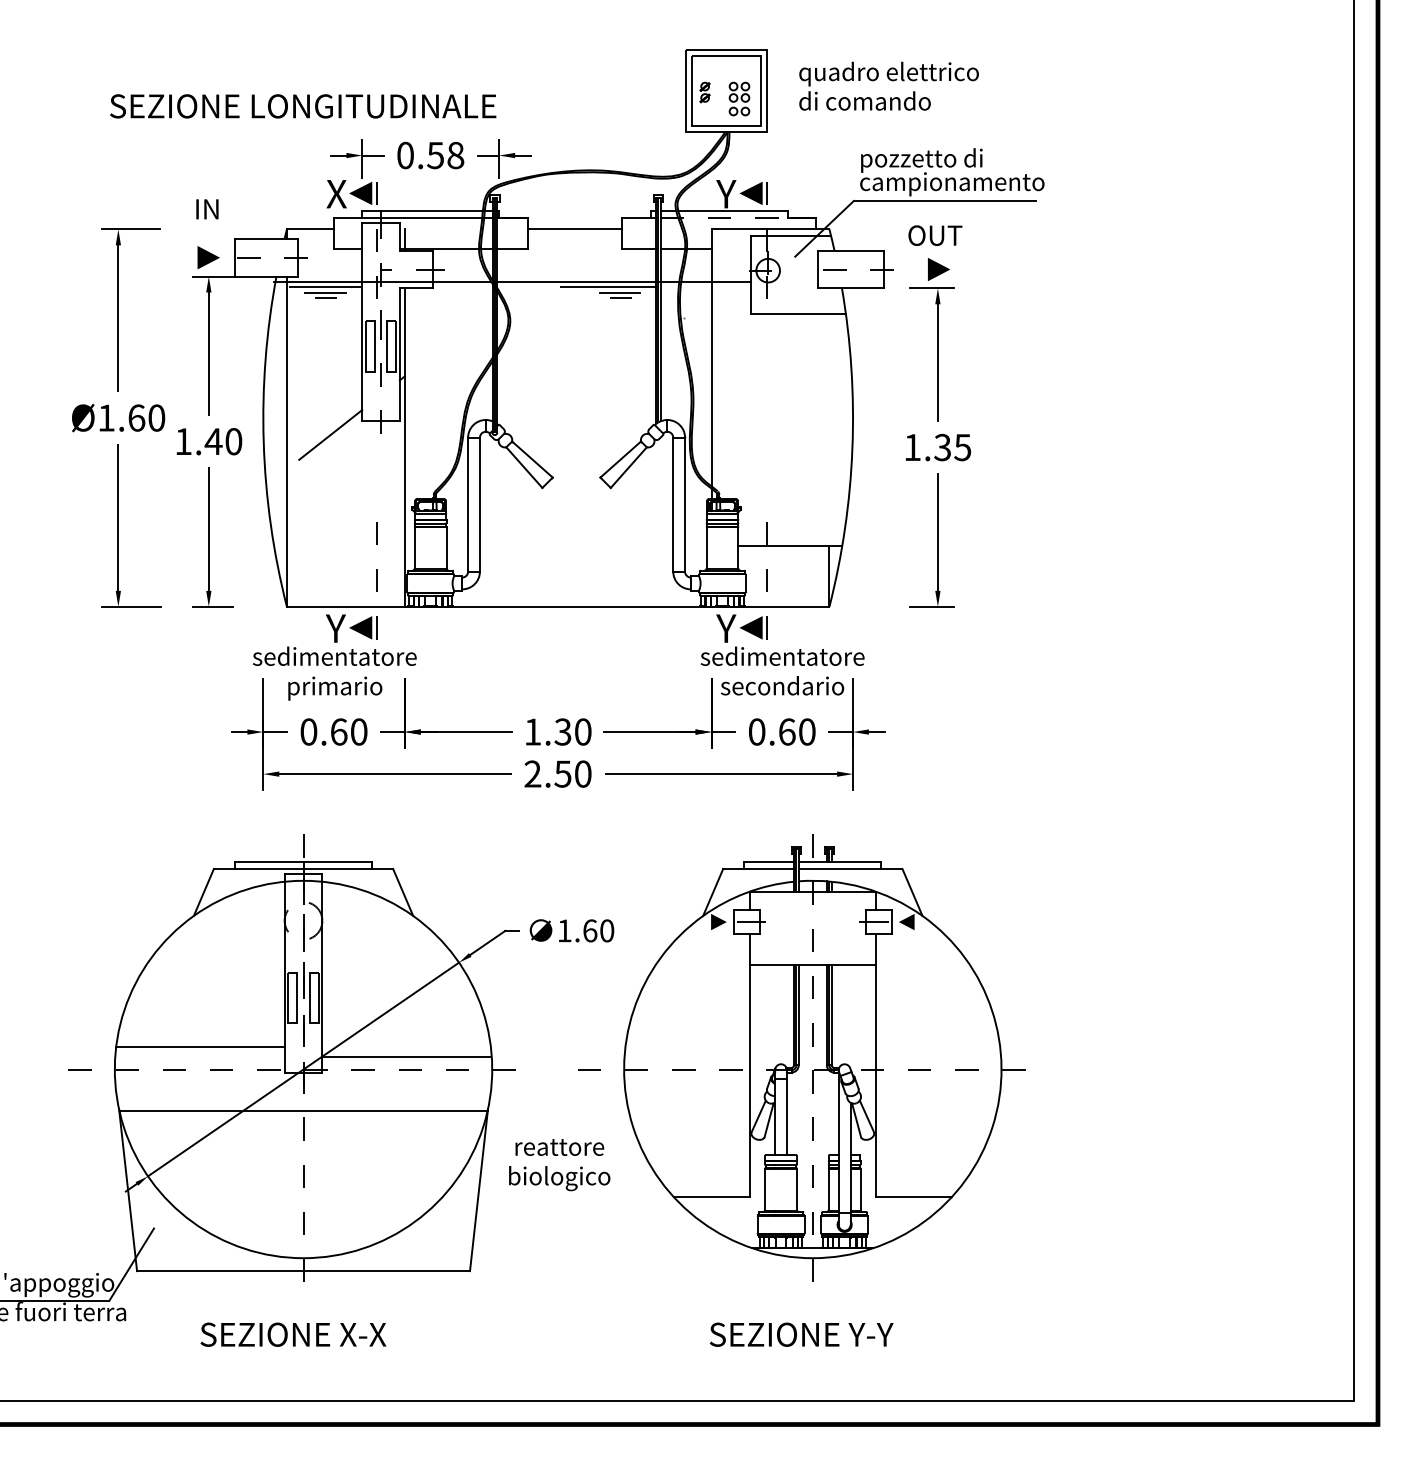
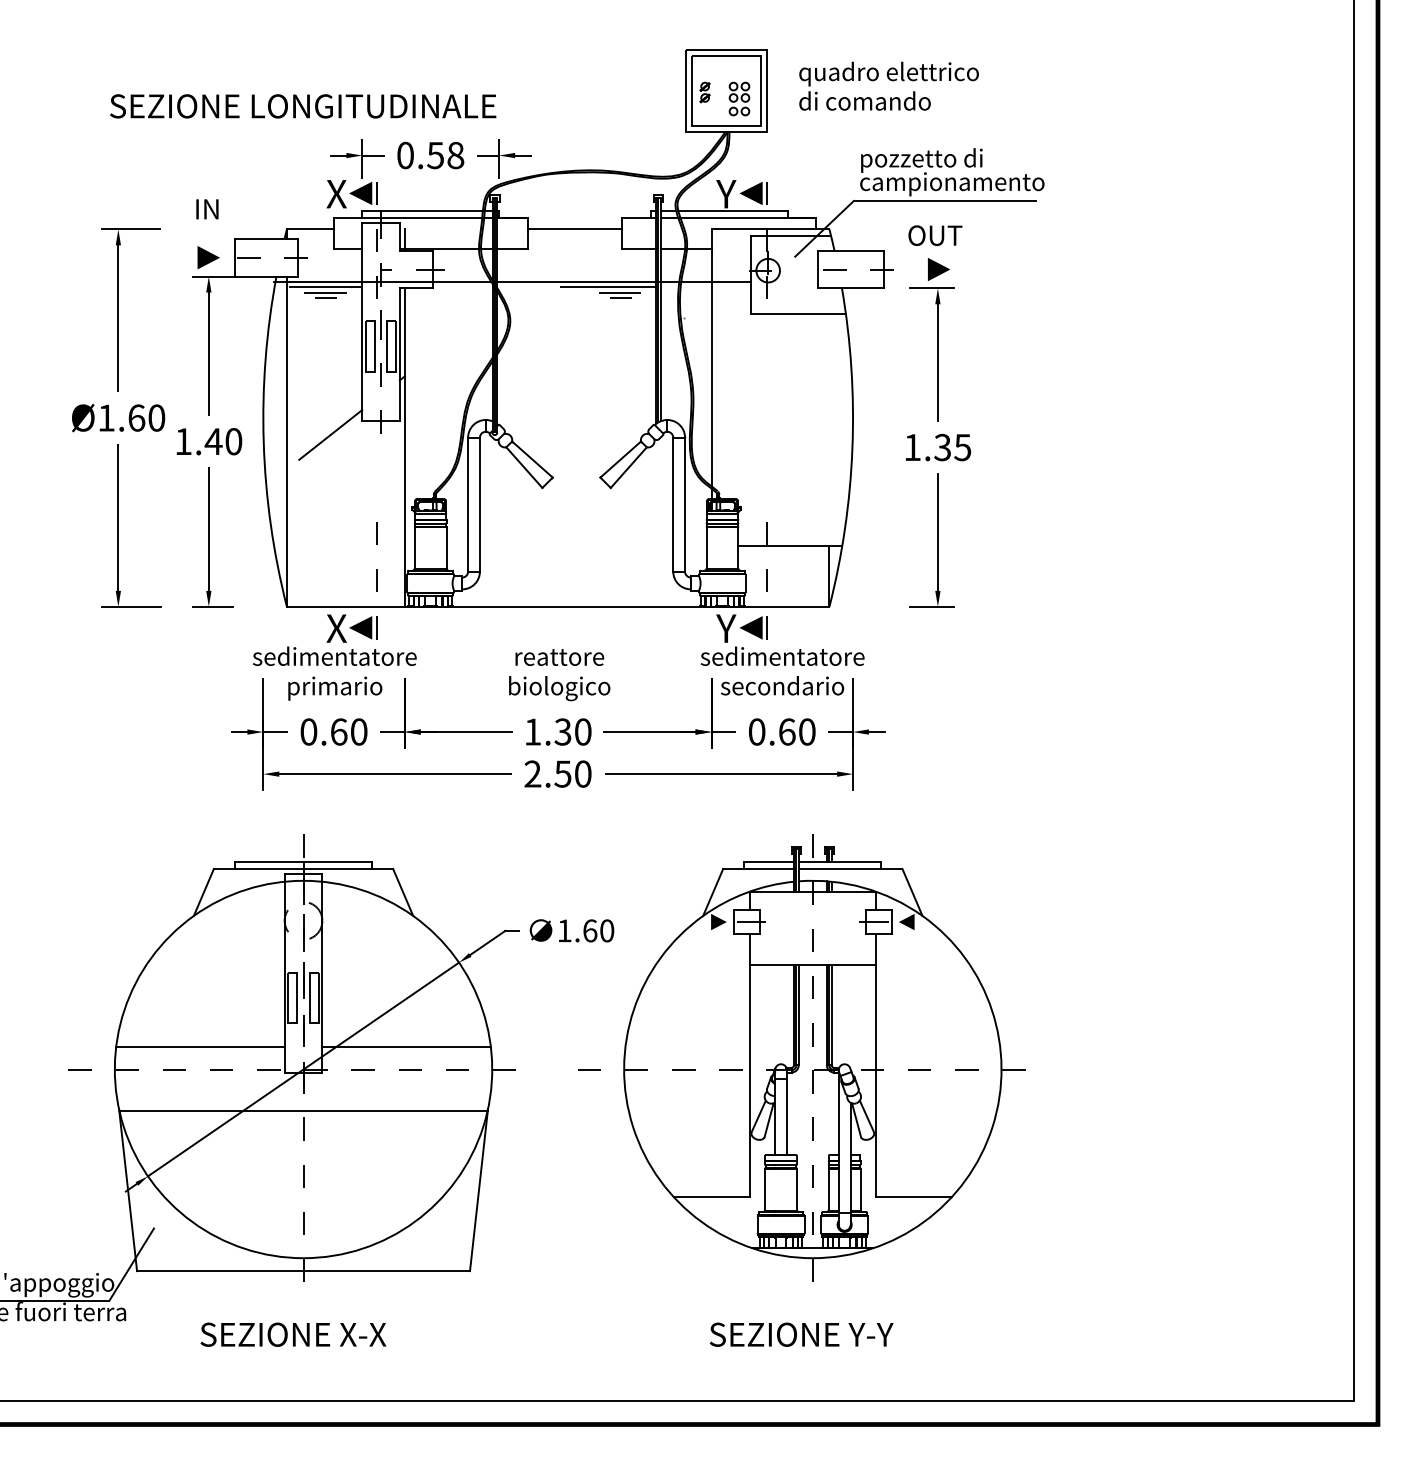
line: dashed -> solid (724, 217)
text: Y -> X (335, 628)
line position: (406, 1056) -> (406, 1046) (406, 1046)
text position: (559, 1165) -> (559, 675) (559, 675)
